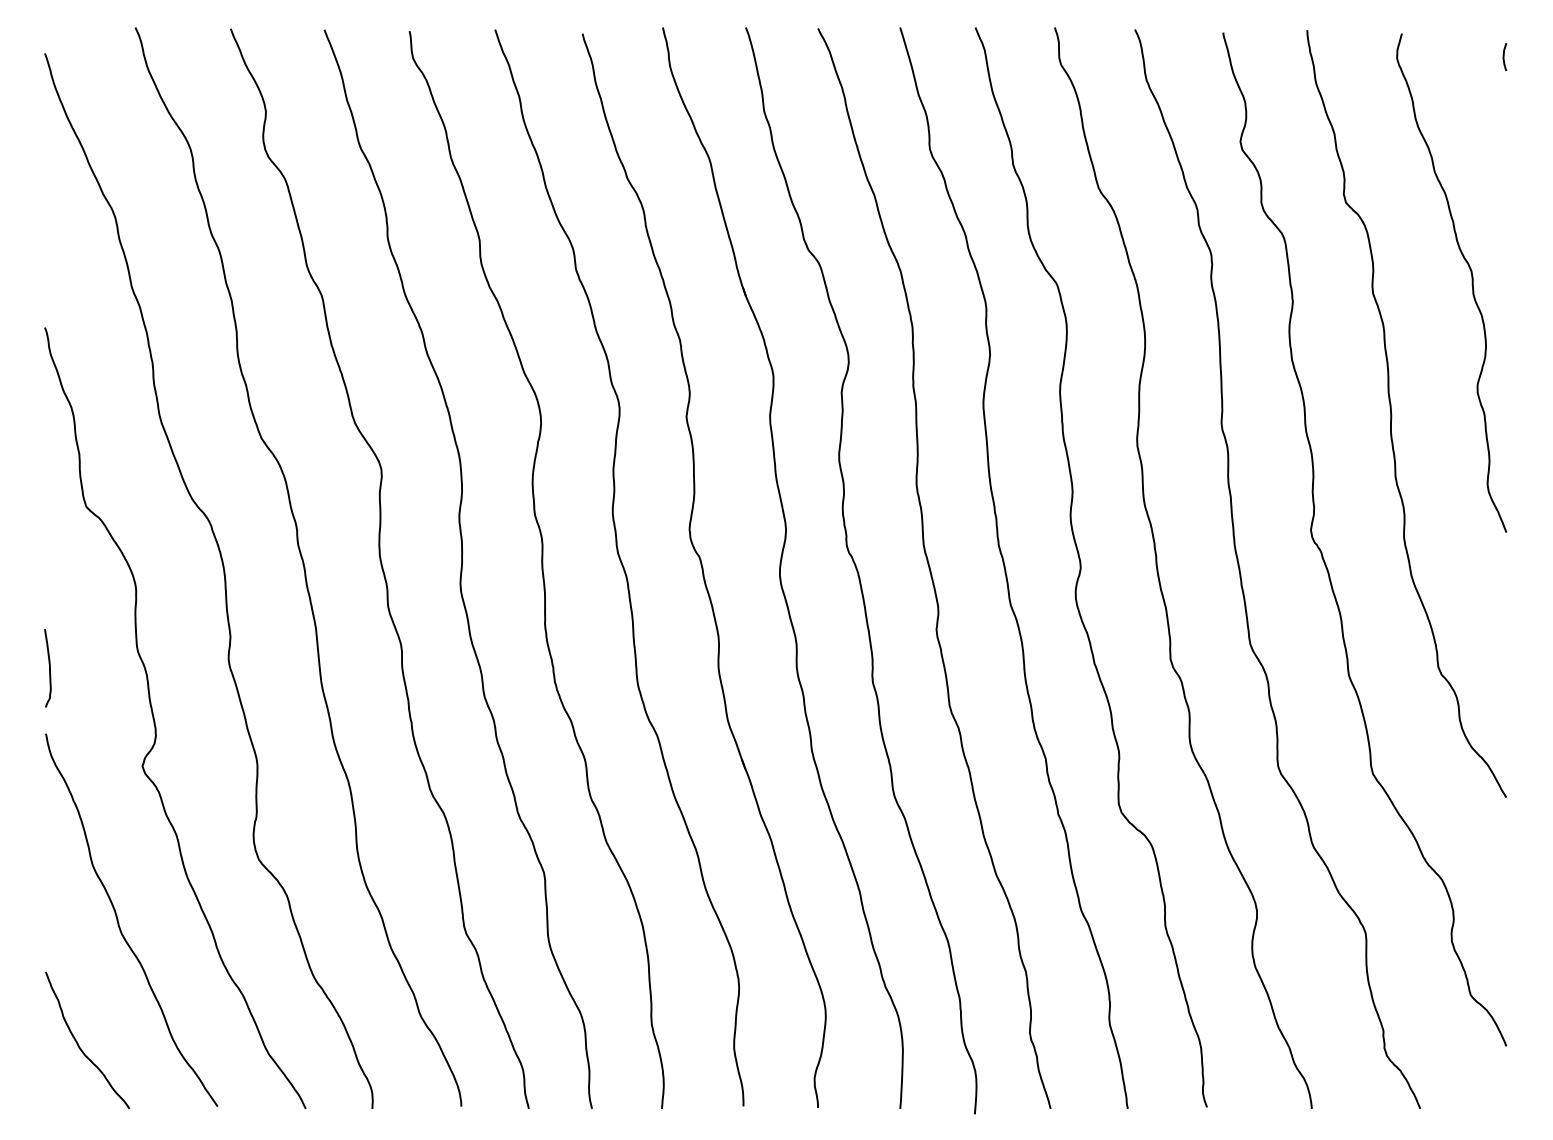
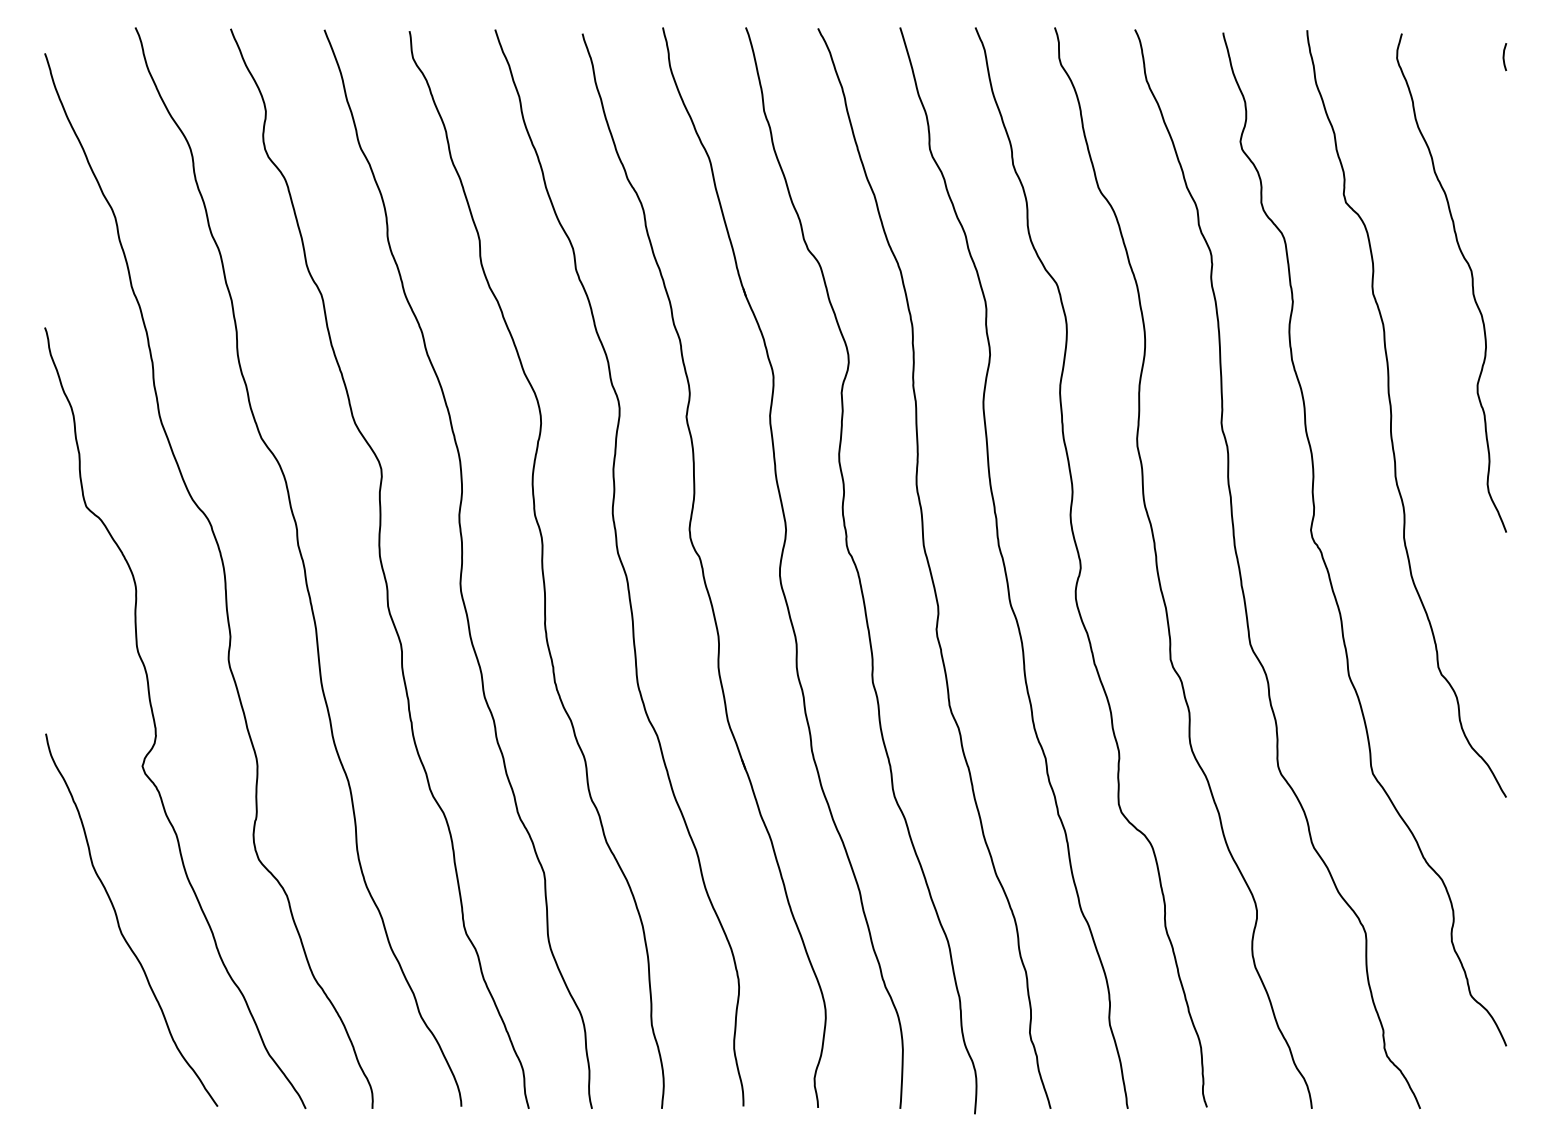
curve: present -> none (49, 668)
curve: present -> none (79, 1045)
